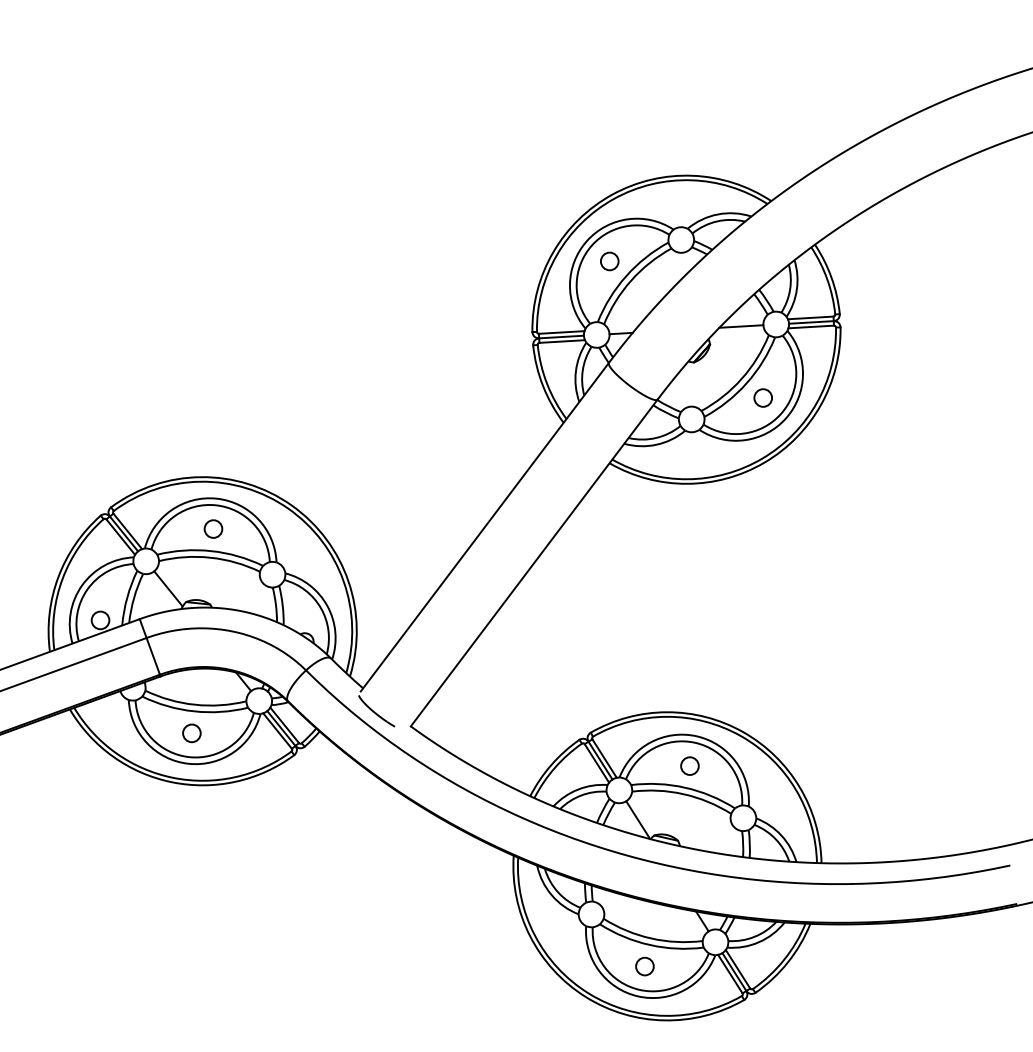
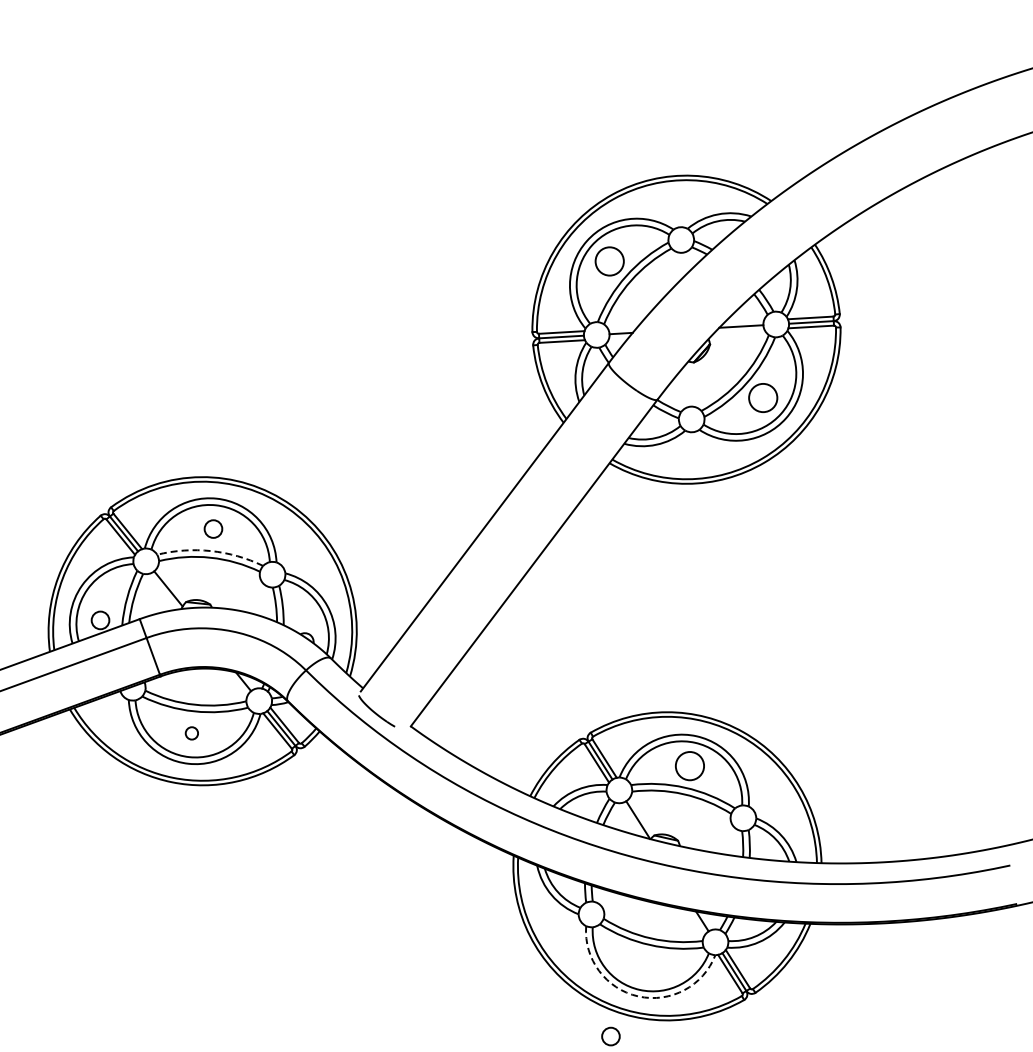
circle diameter: 18 px -> 28 px (609, 261)
circle diameter: 18 px -> 28 px (763, 397)
arc: solid -> dashed (211, 551)
circle size: 20x21 px -> 15x15 px (191, 733)
circle diameter: 18 px -> 28 px (689, 766)
circle position: (644, 966) -> (610, 1036) (610, 1036)
arc: solid -> dashed (638, 996)
